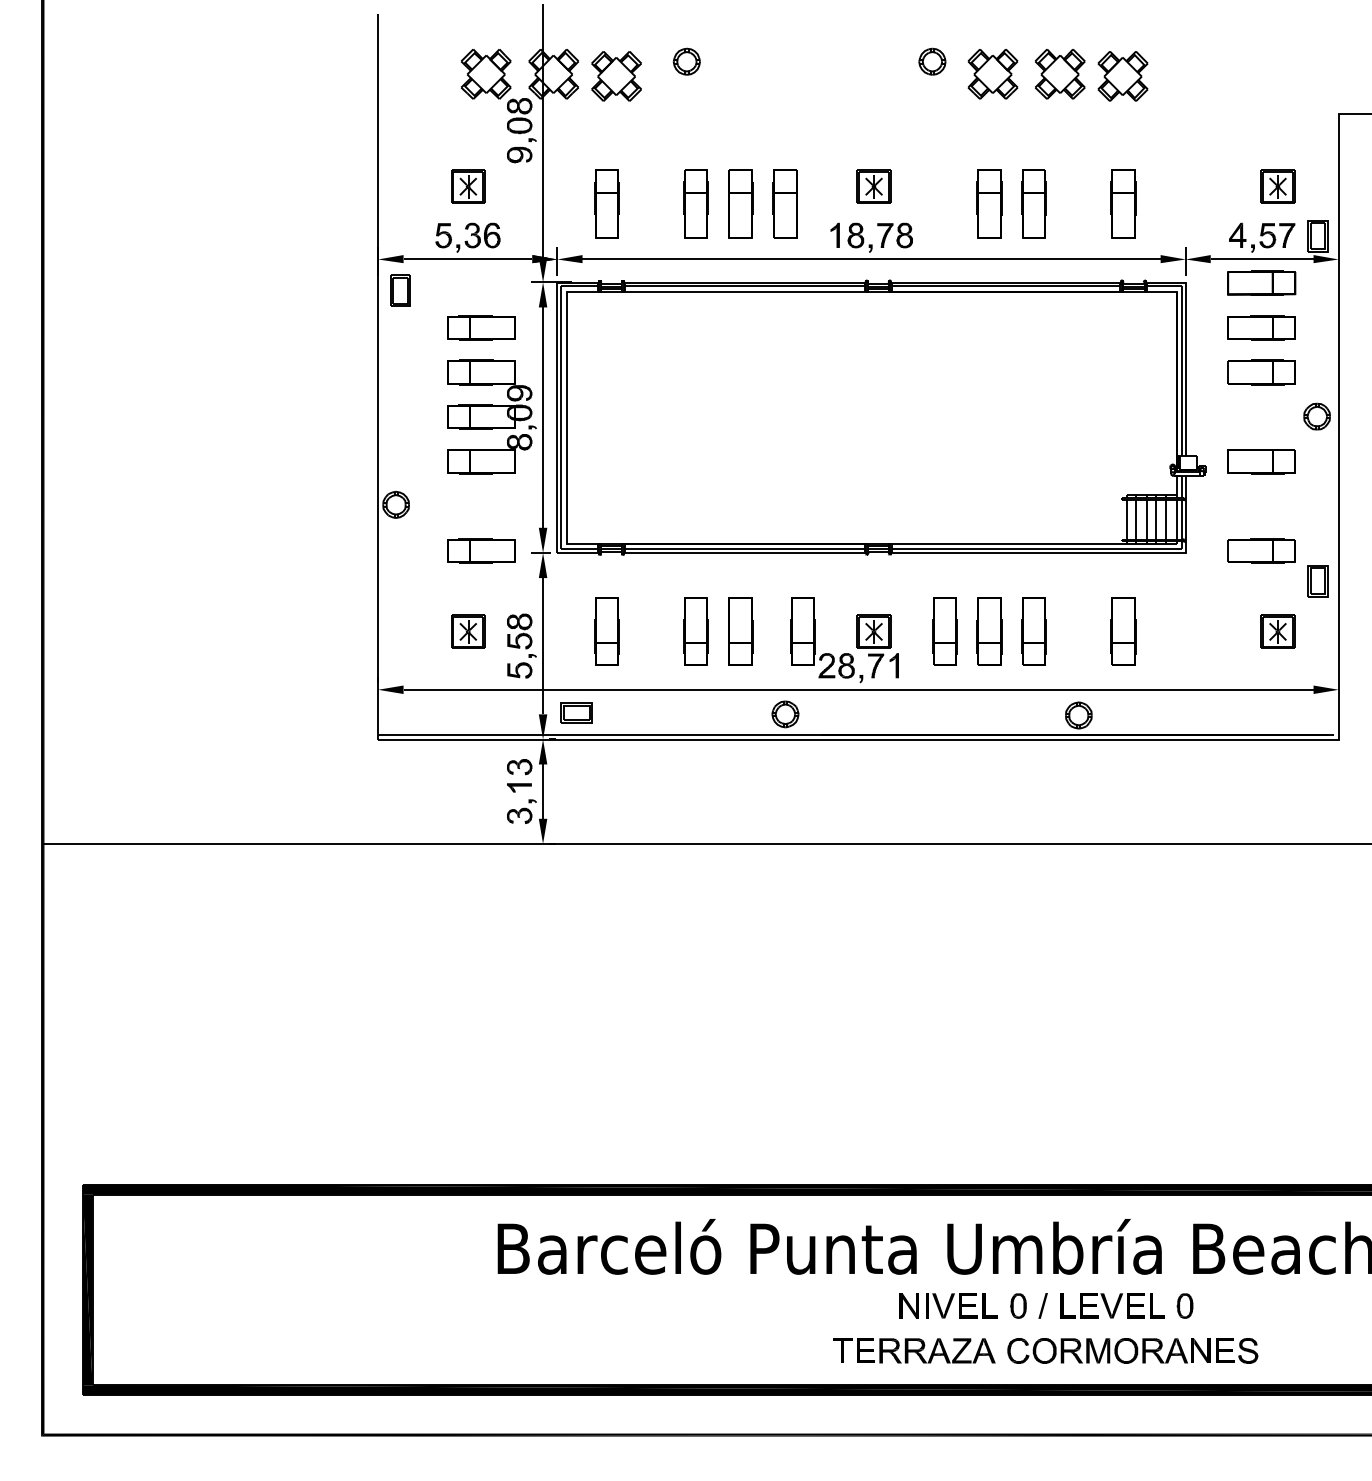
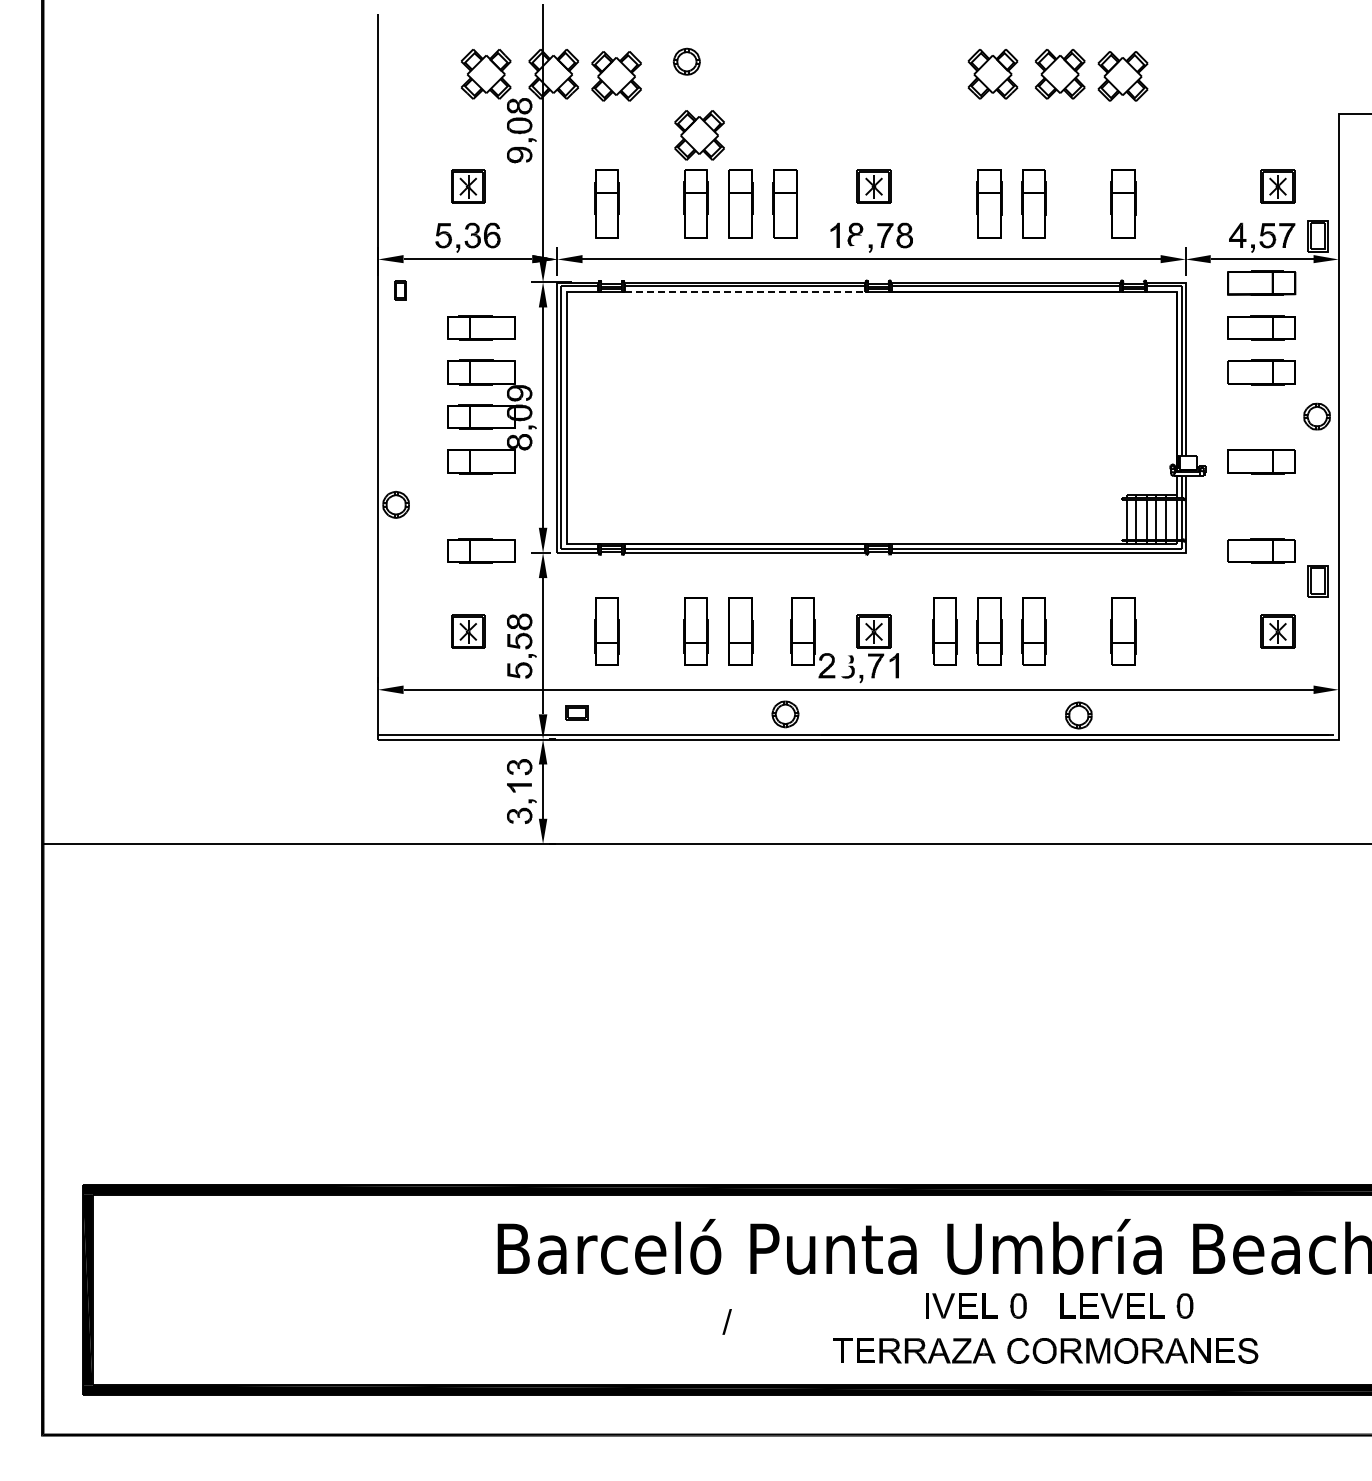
part: present -> none (932, 61)
part: none -> present (699, 135)
fill: present -> none (857, 241)
part size: 21x33 px -> 13x21 px (400, 290)
line: solid -> dashed (744, 291)
fill: present -> none (845, 664)
part size: 33x22 px -> 24x16 px (576, 712)
part: present -> none (908, 1305)
line position: (1042, 1305) -> (726, 1321) (726, 1321)
